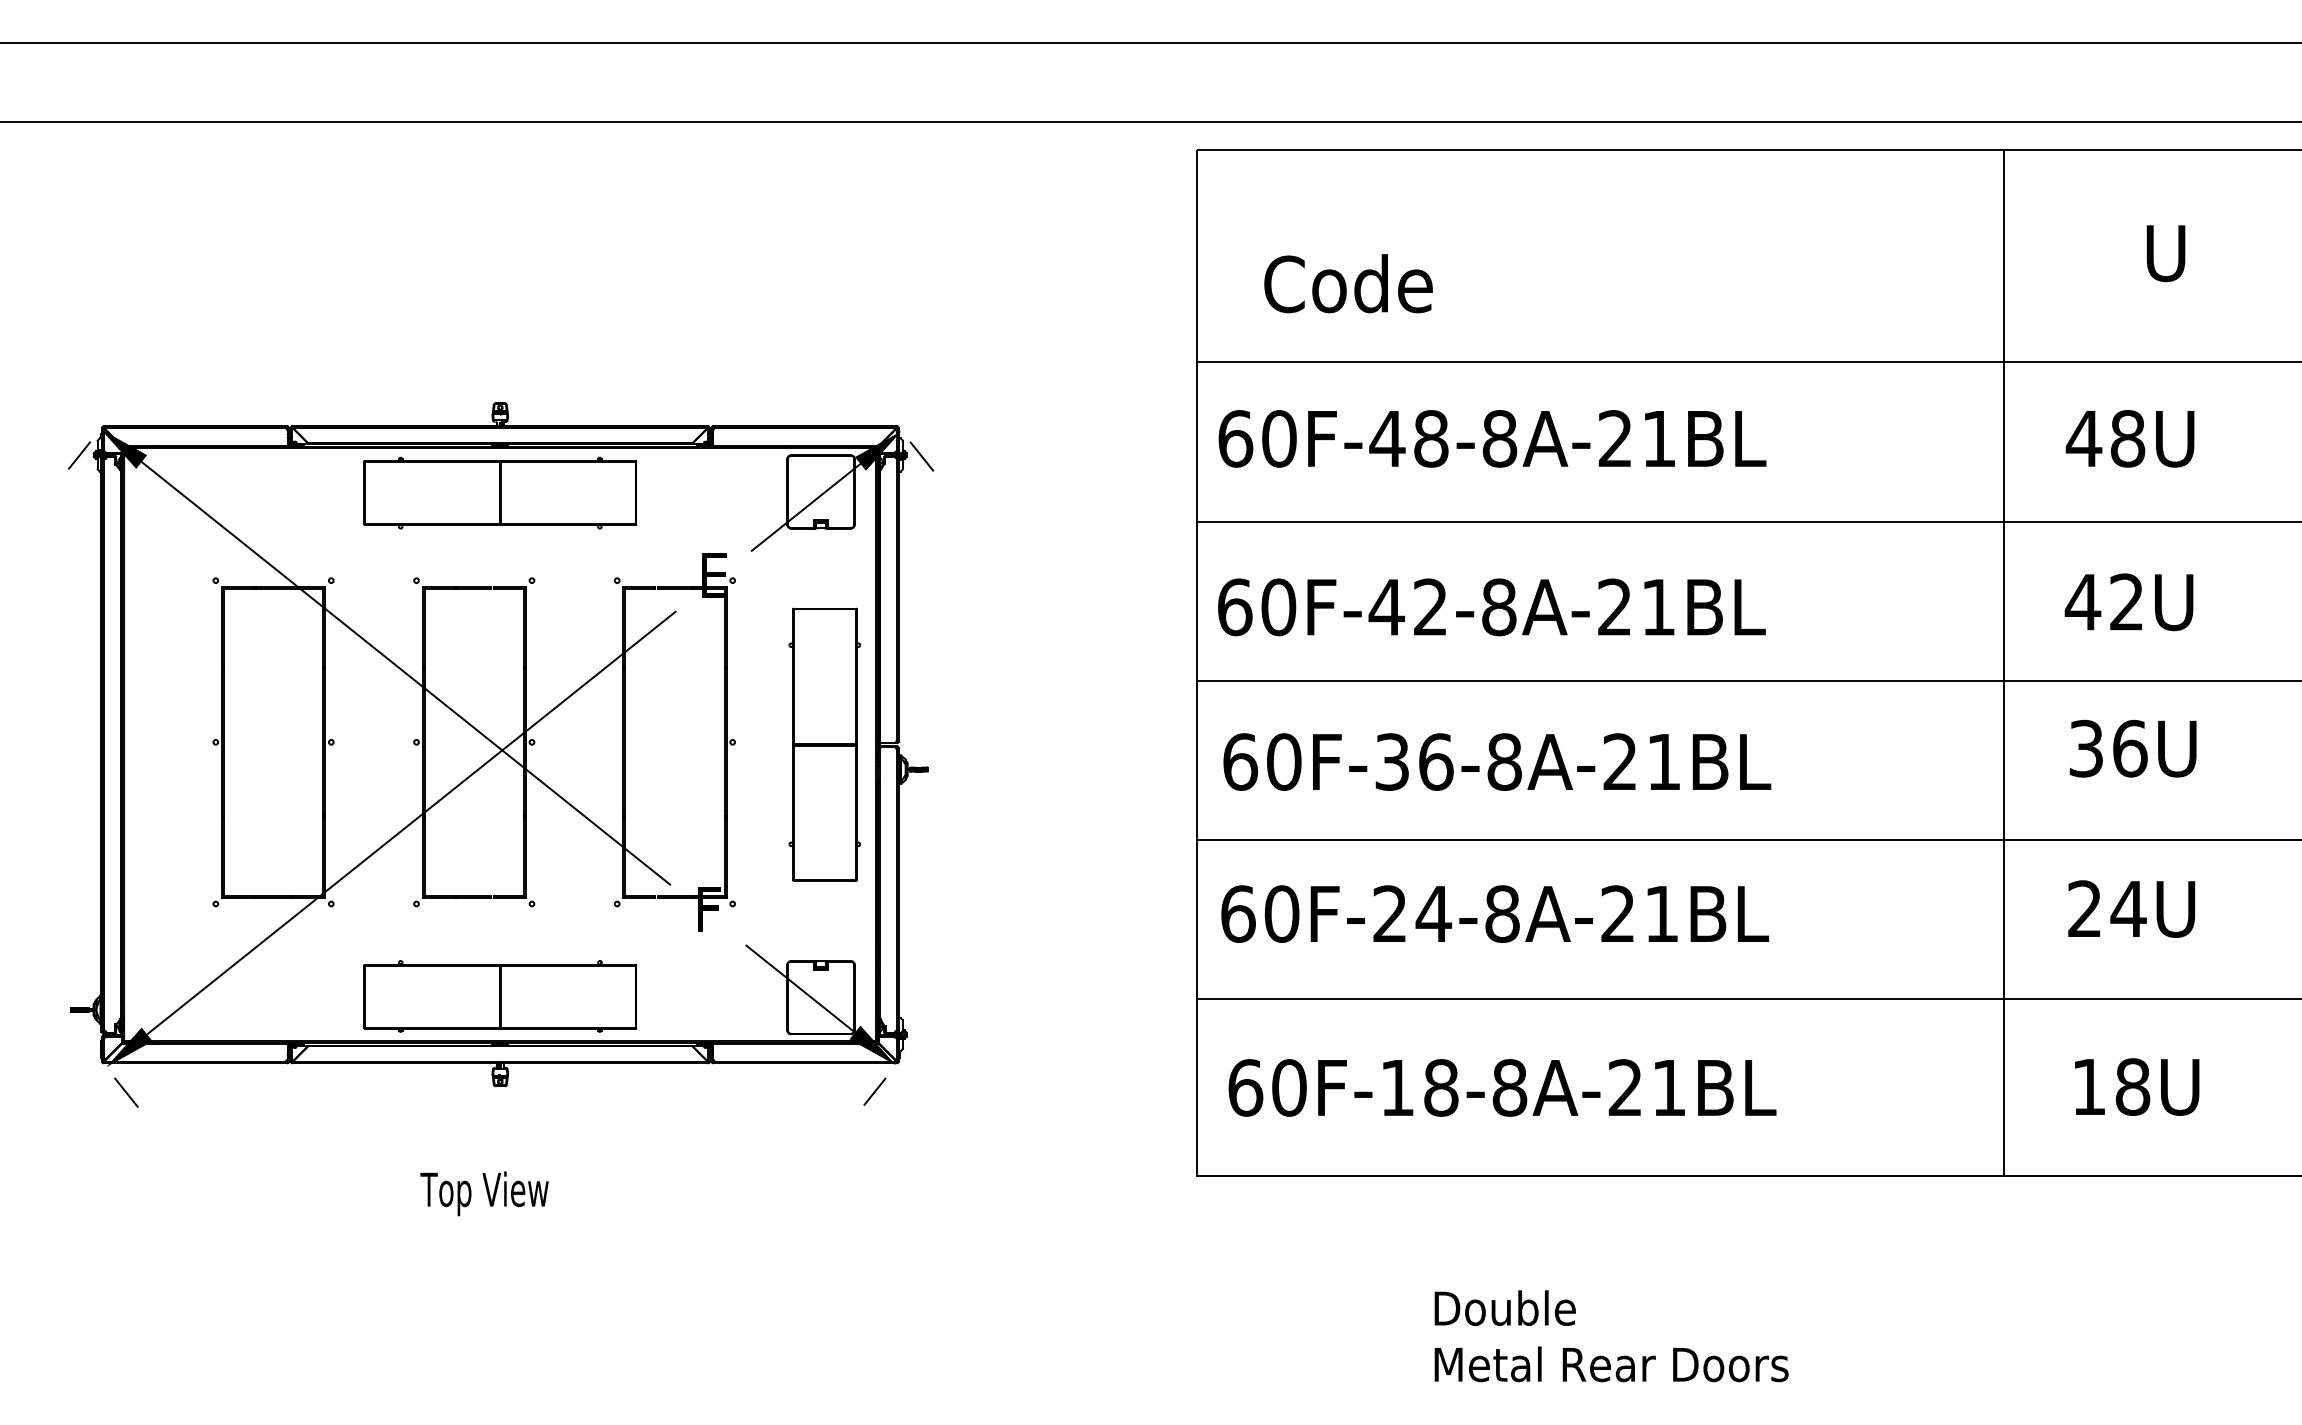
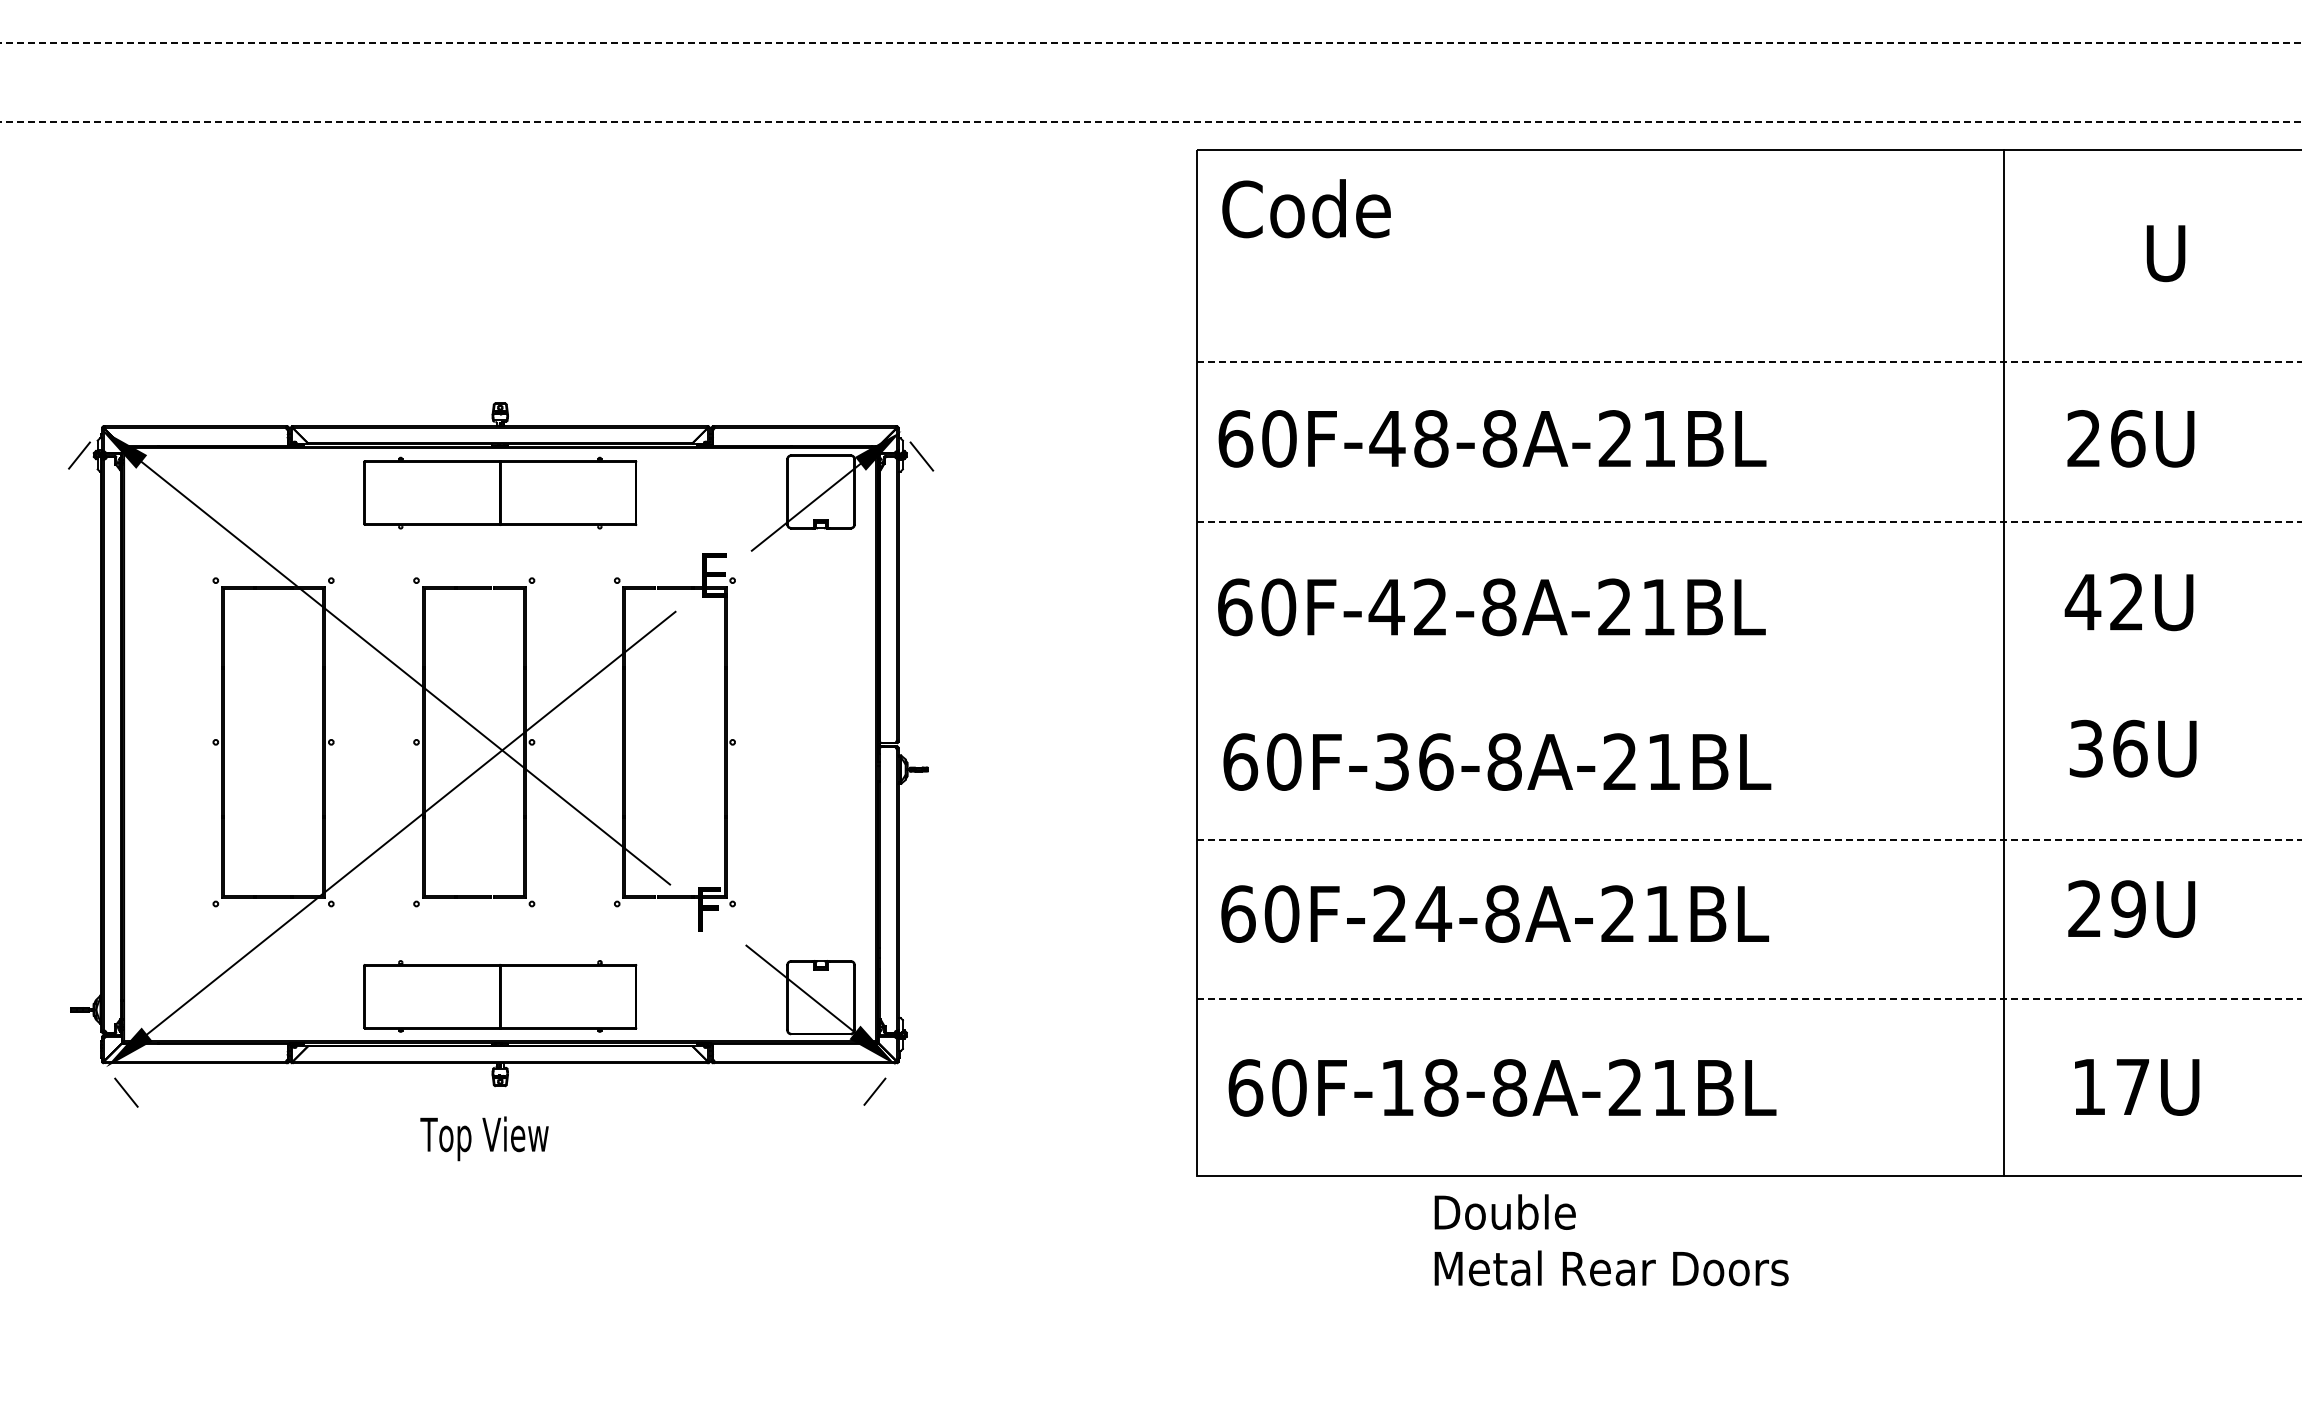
line: solid -> dashed (1150, 42)
line: solid -> dashed (1150, 122)
text position: (1348, 283) -> (1306, 208) (1306, 208)
line: solid -> dashed (1749, 362)
text: 48U -> 26U (2105, 438)
line: solid -> dashed (1749, 521)
line: present -> none (1747, 680)
part: present -> none (824, 744)
line: solid -> dashed (1749, 840)
text: 24U -> 29U (2128, 908)
line: solid -> dashed (1749, 999)
text: 18U -> 17U (2132, 1086)
text position: (484, 1193) -> (484, 1138) (484, 1138)
text position: (1611, 1336) -> (1611, 1240) (1611, 1240)
